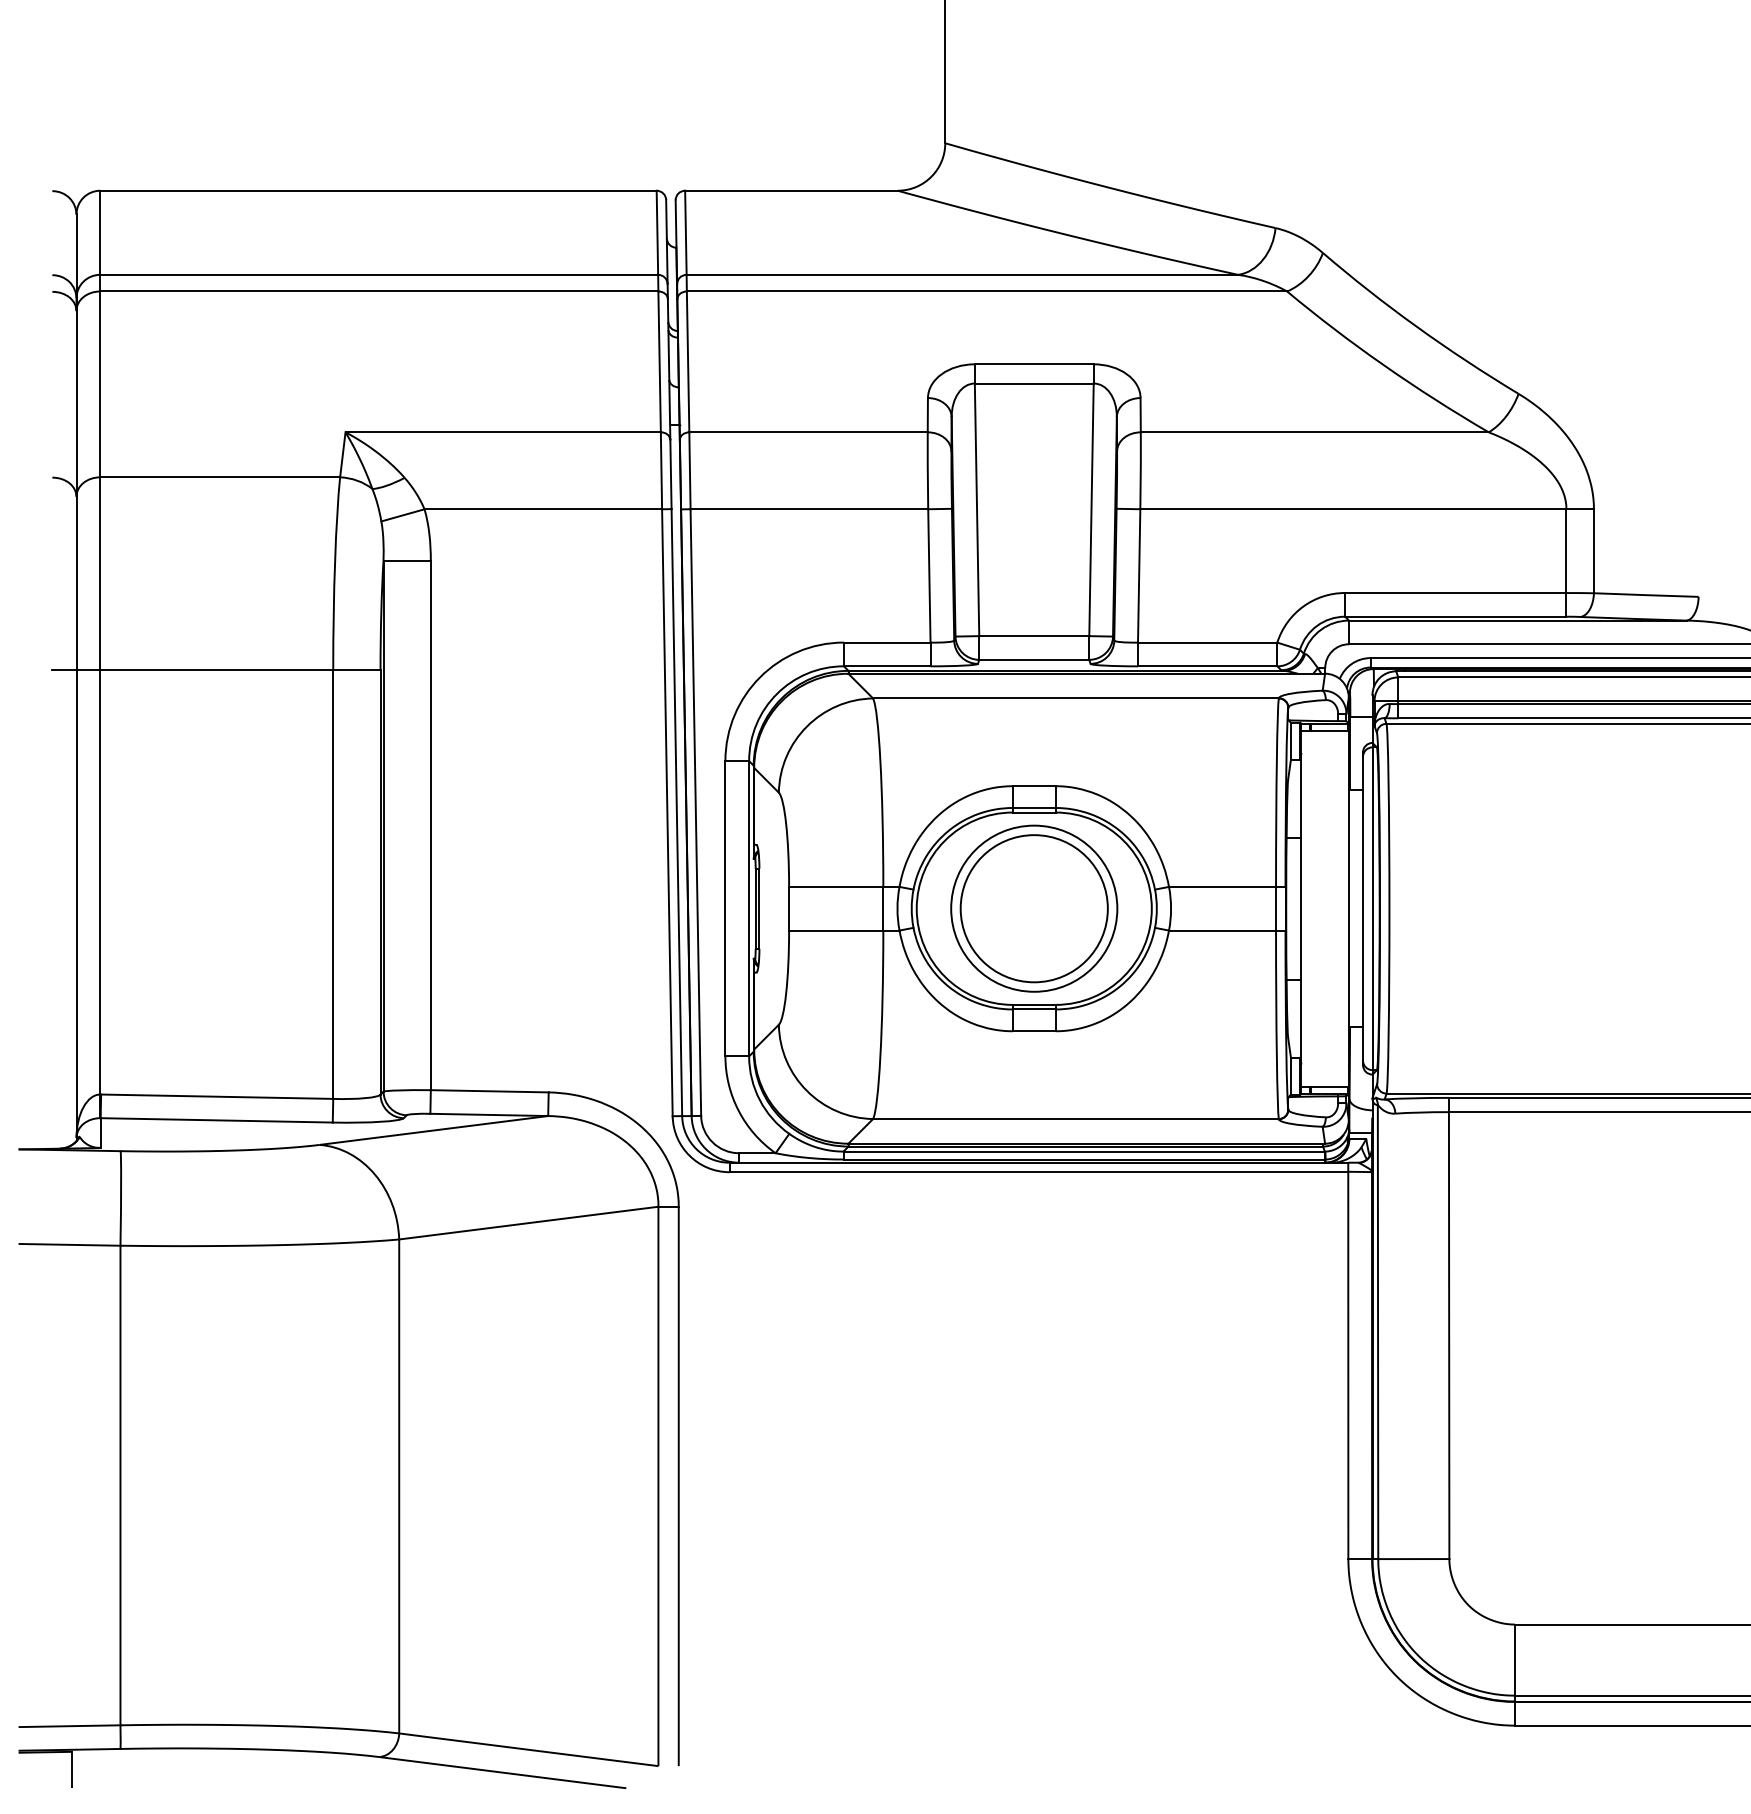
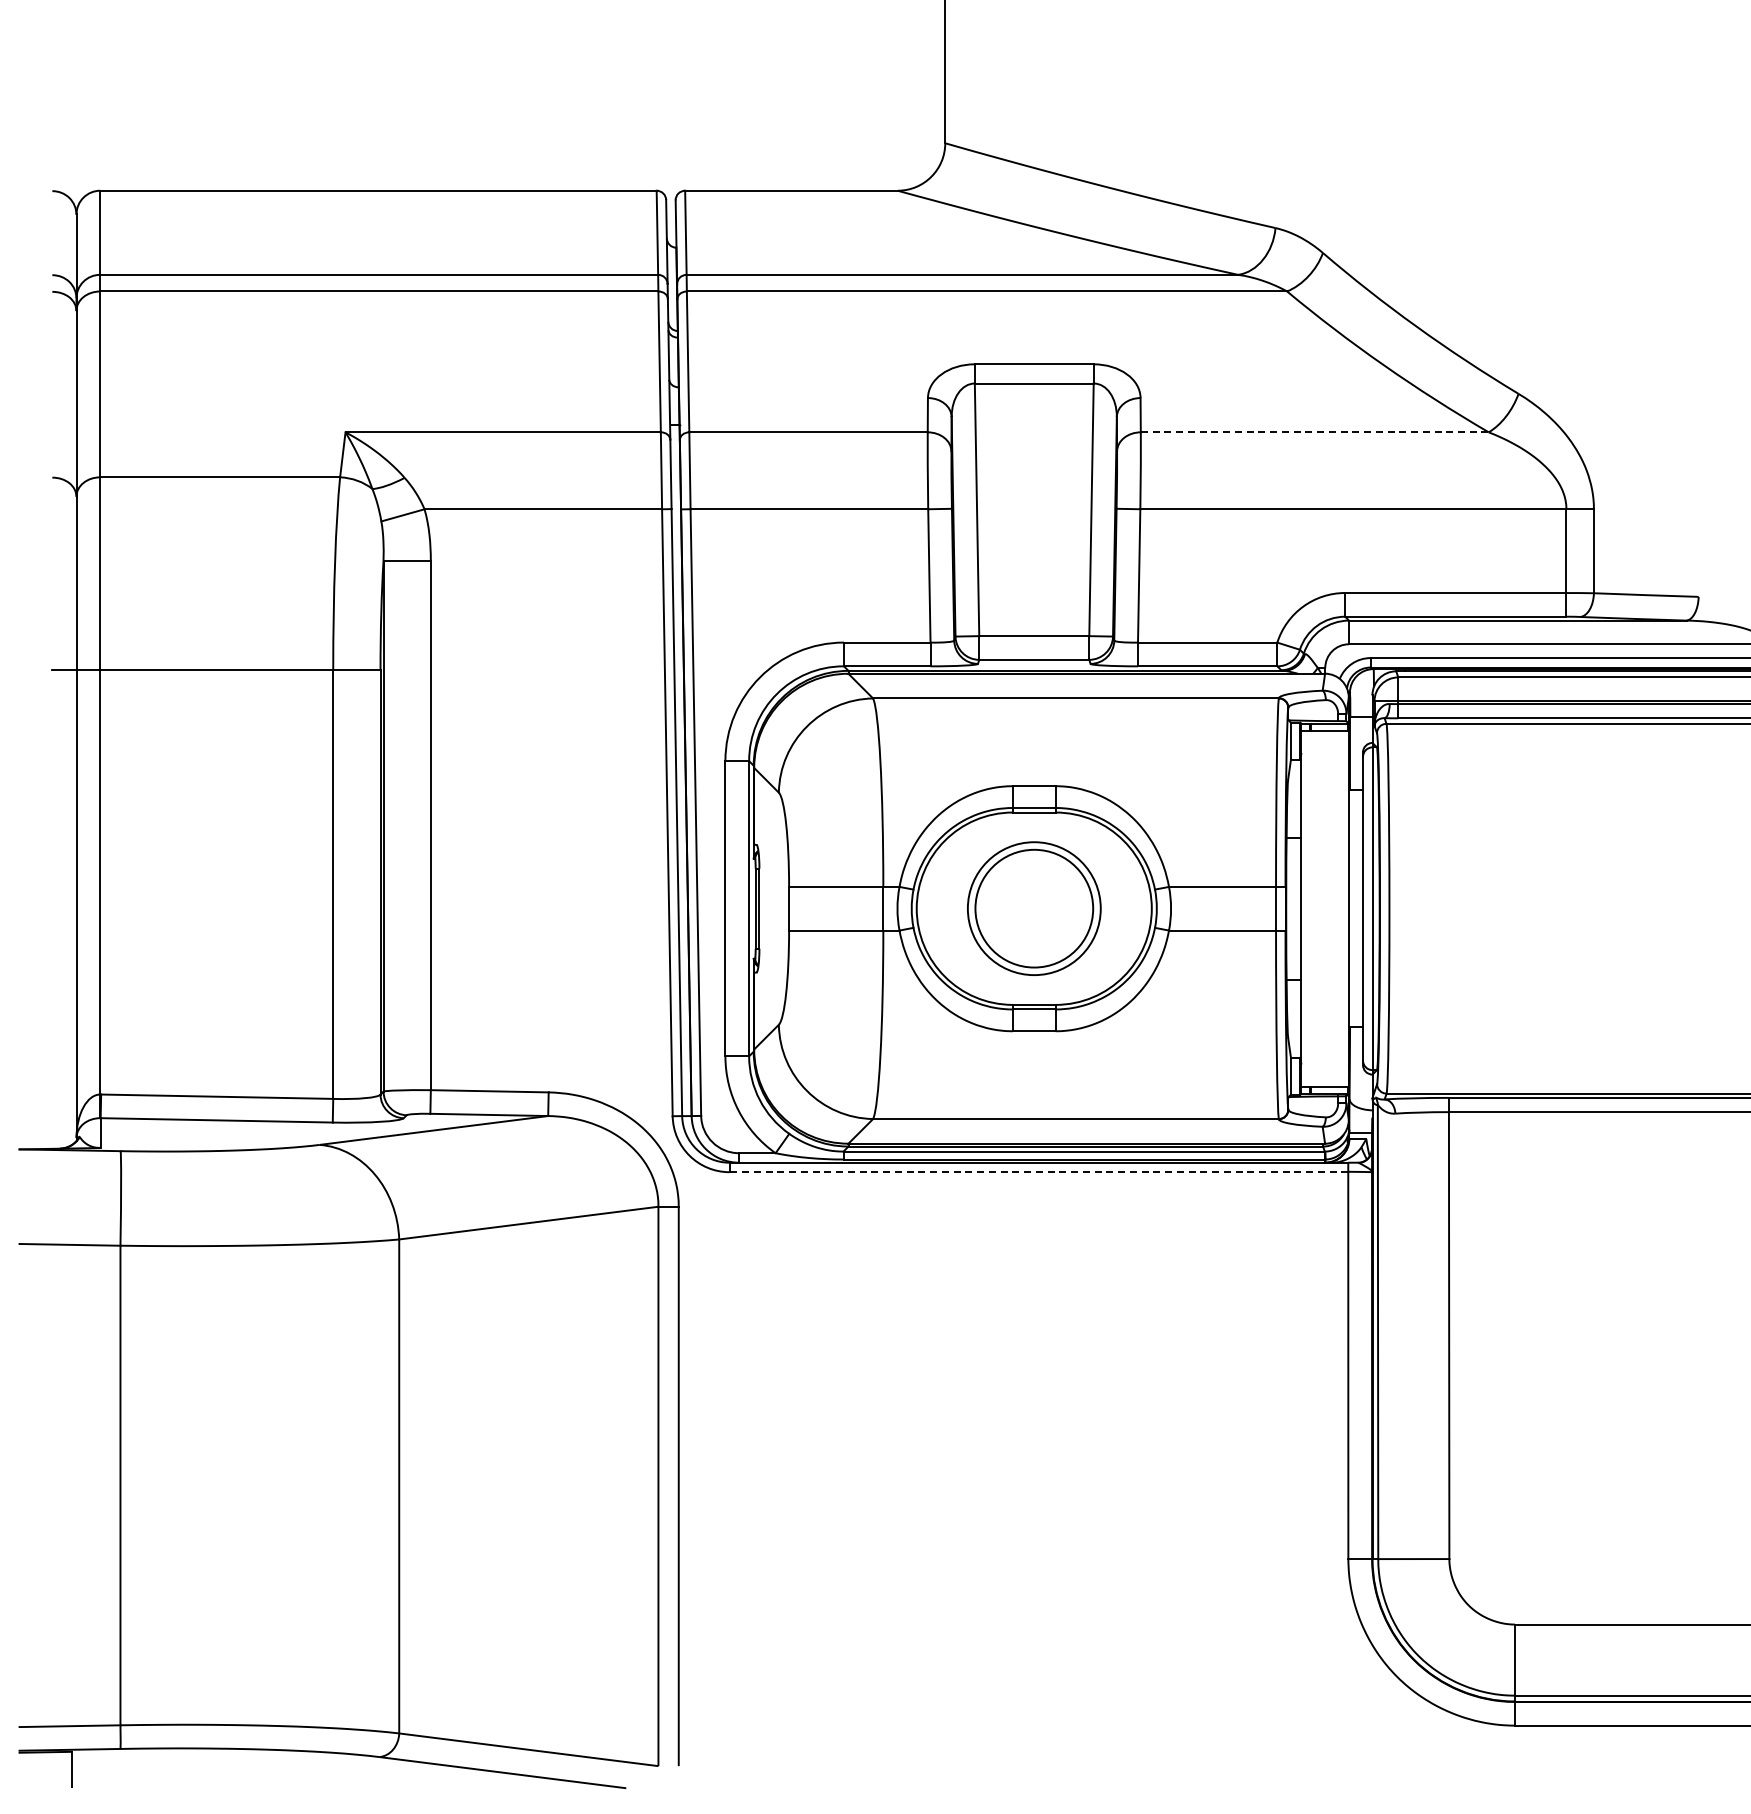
line: solid -> dashed (1314, 432)
part size: 169x169 px -> 135x135 px (1034, 908)
line: solid -> dashed (1038, 1172)
